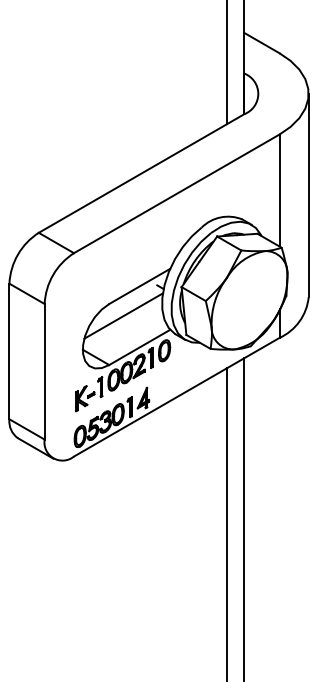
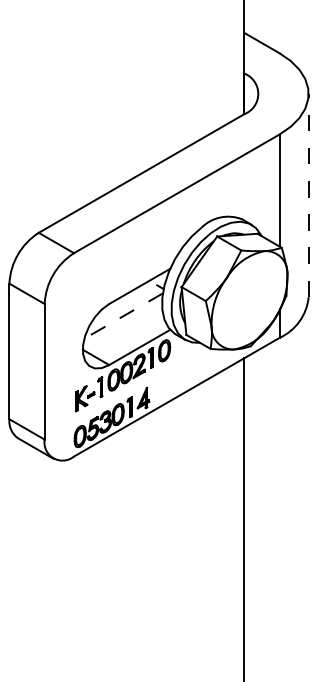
line: present -> none (226, 63)
line: solid -> dashed (308, 195)
line: solid -> dashed (123, 316)
line: present -> none (226, 523)
